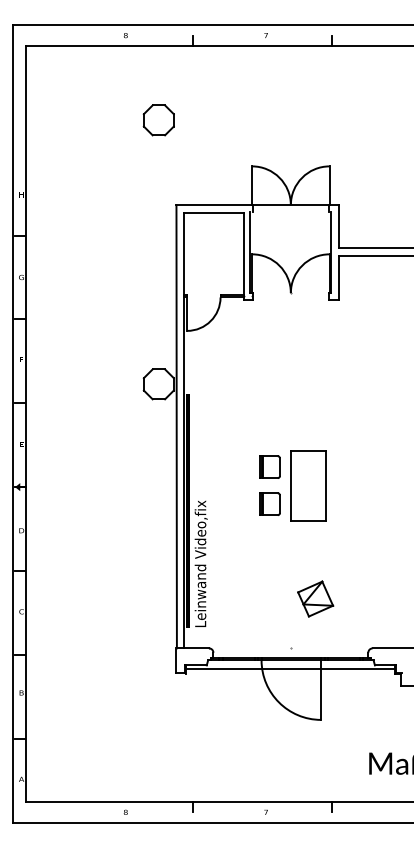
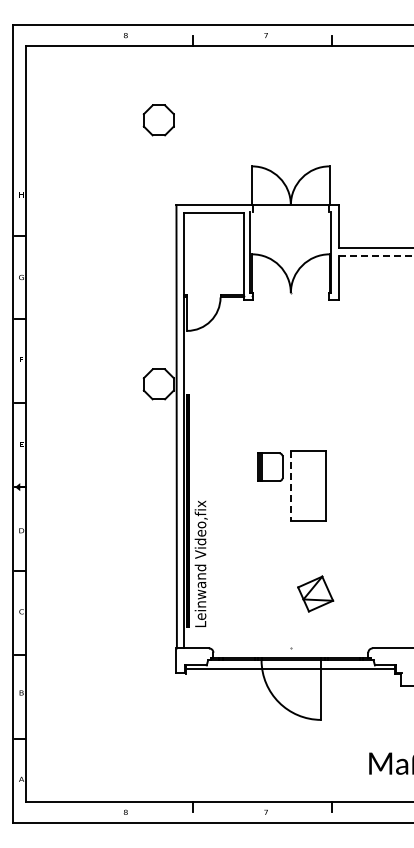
line: solid -> dashed (376, 256)
part size: 22x24 px -> 27x30 px (270, 466)
line: solid -> dashed (290, 486)
part: present -> none (269, 503)
part position: (315, 598) -> (315, 593) (315, 593)
